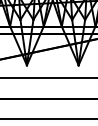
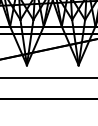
line: present -> none (48, 119)
